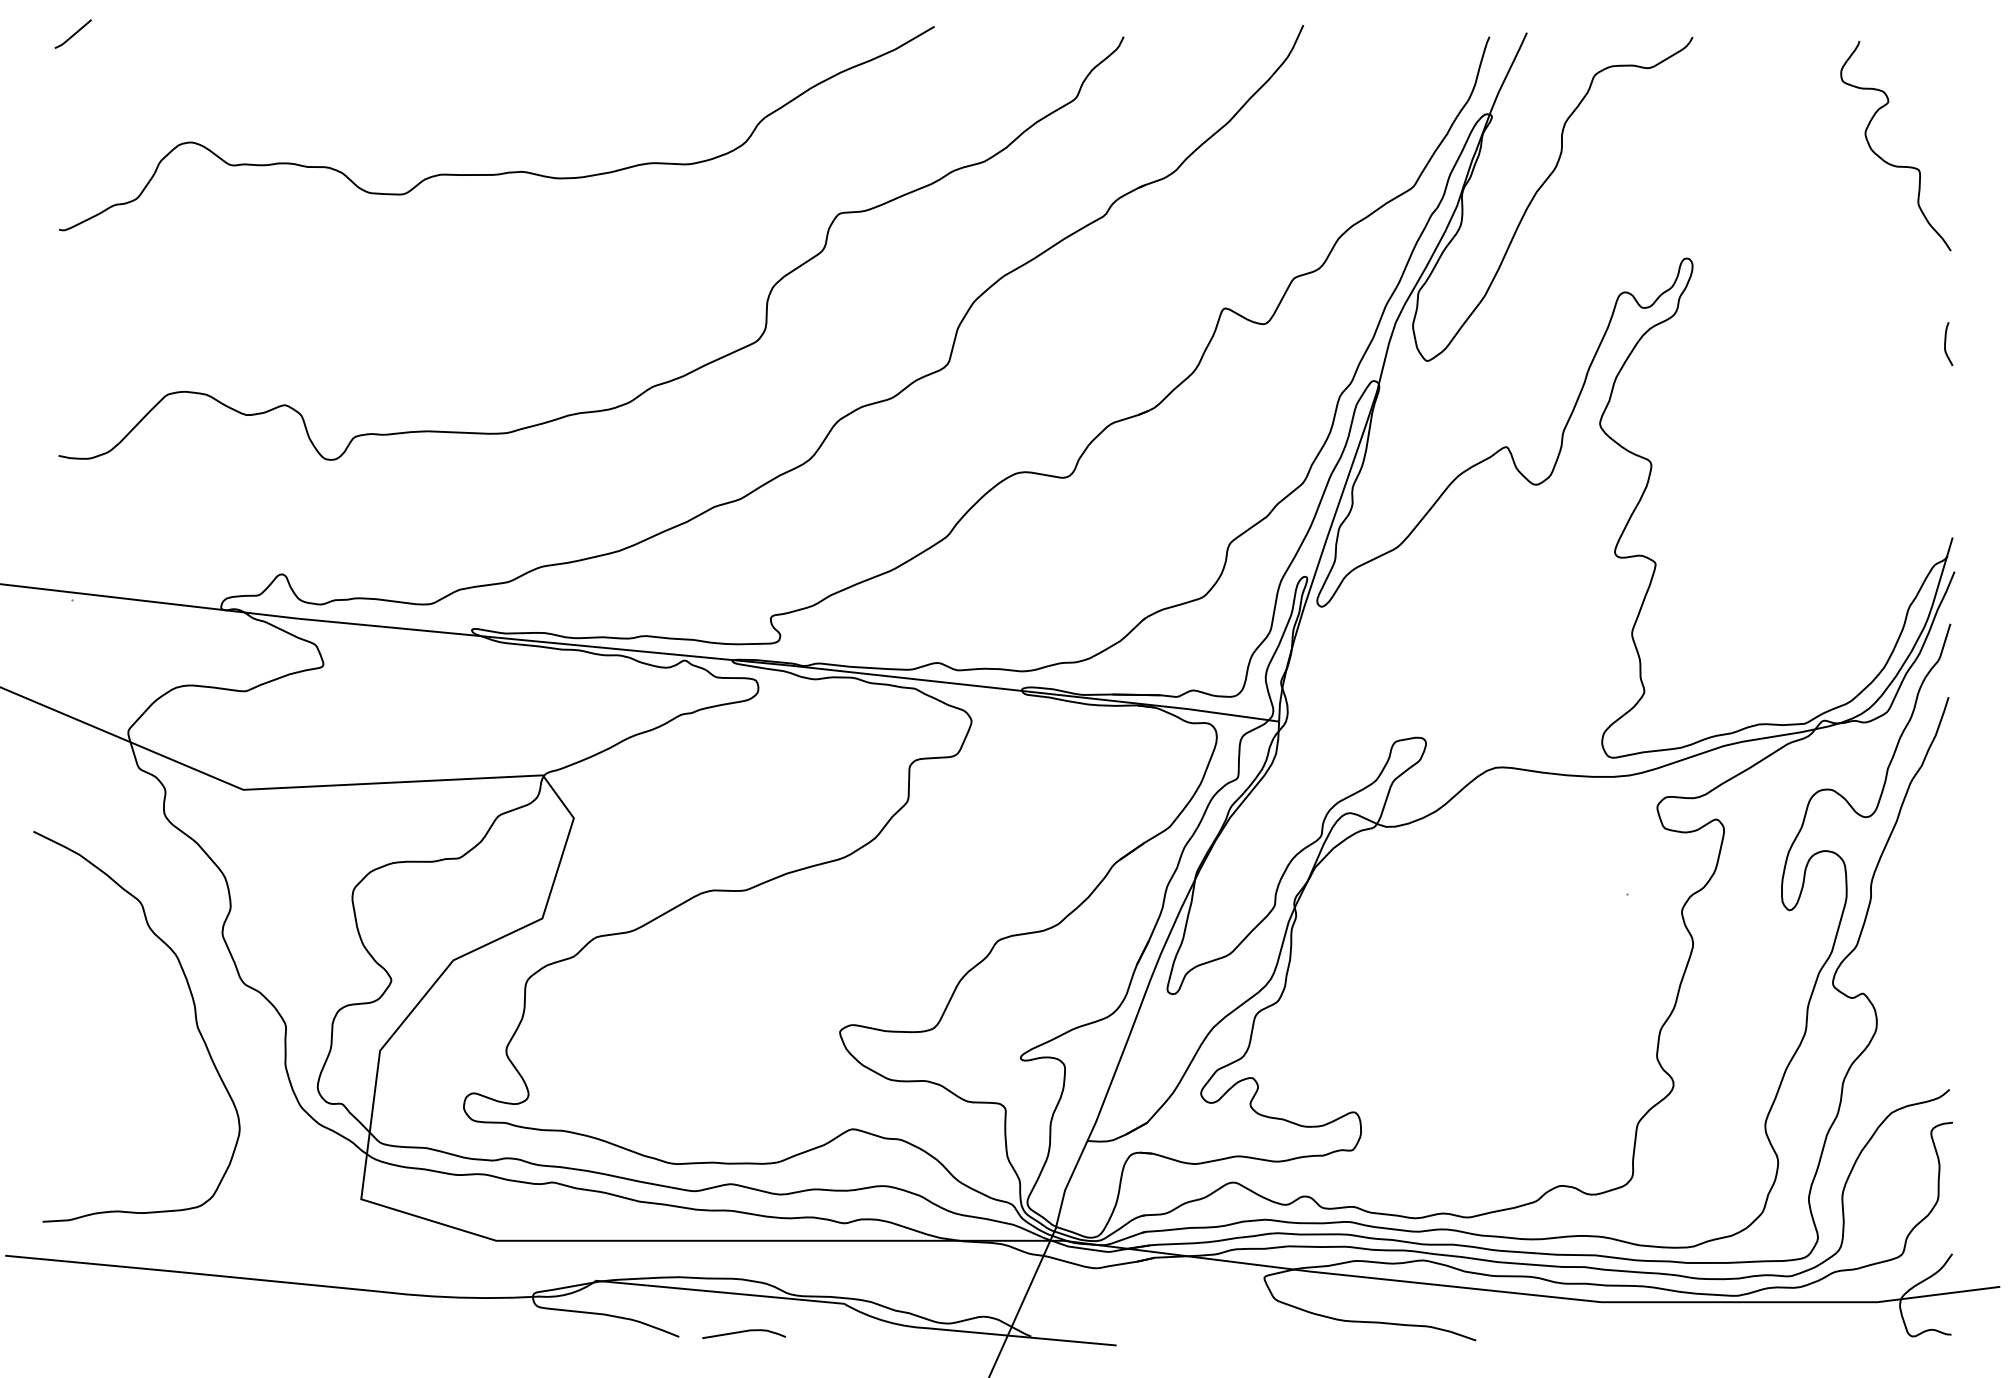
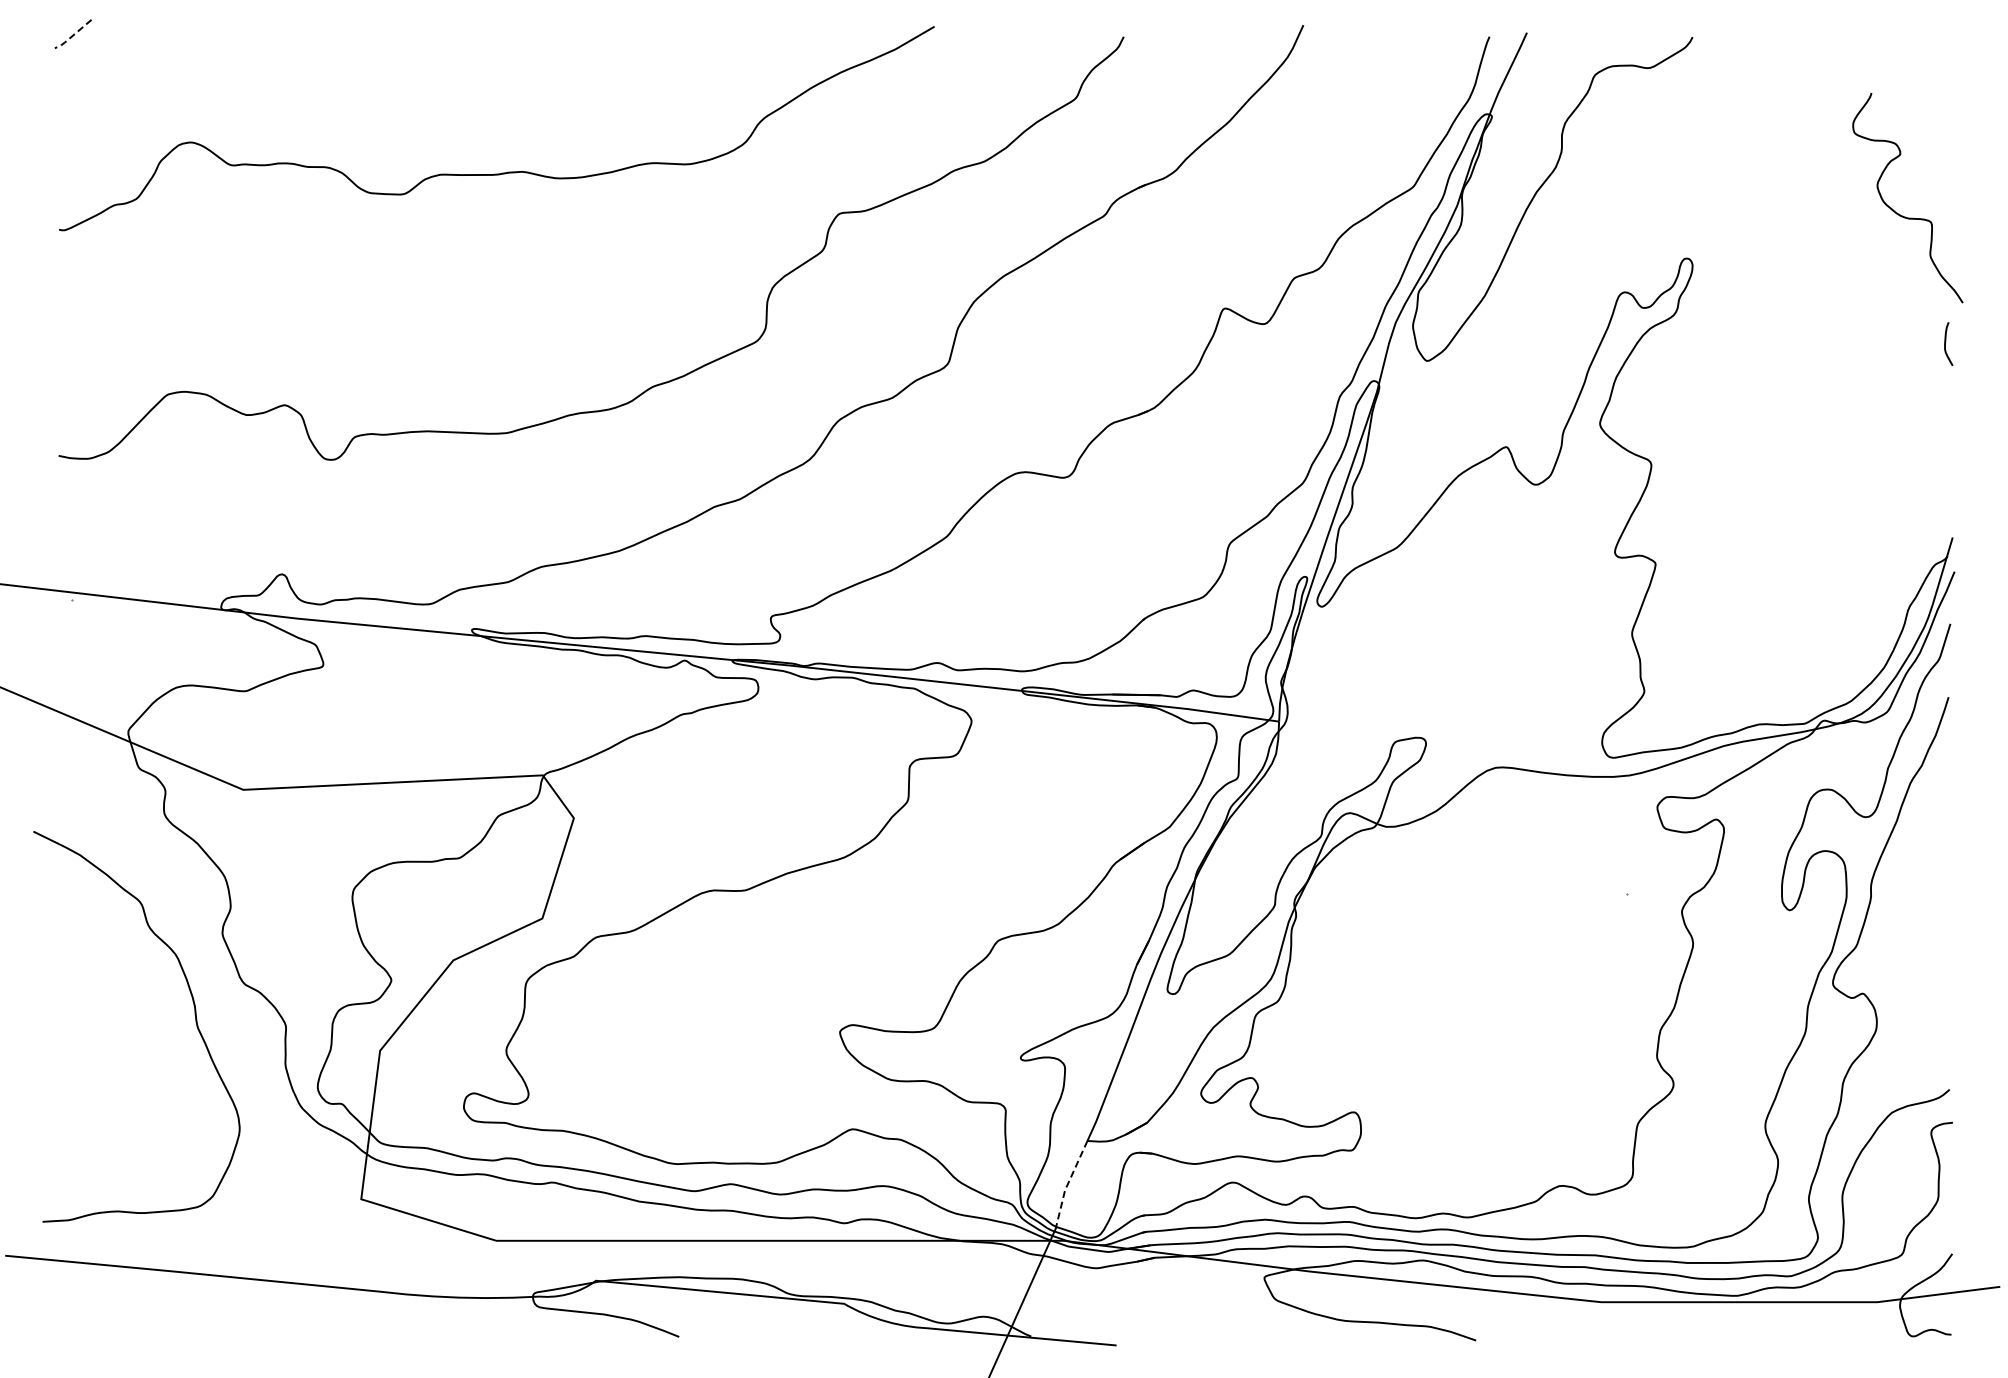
line: solid -> dashed (72, 36)
curve position: (1885, 160) -> (1897, 212) (1897, 212)
line: solid -> dashed (1067, 1184)
curve: present -> none (743, 1332)
